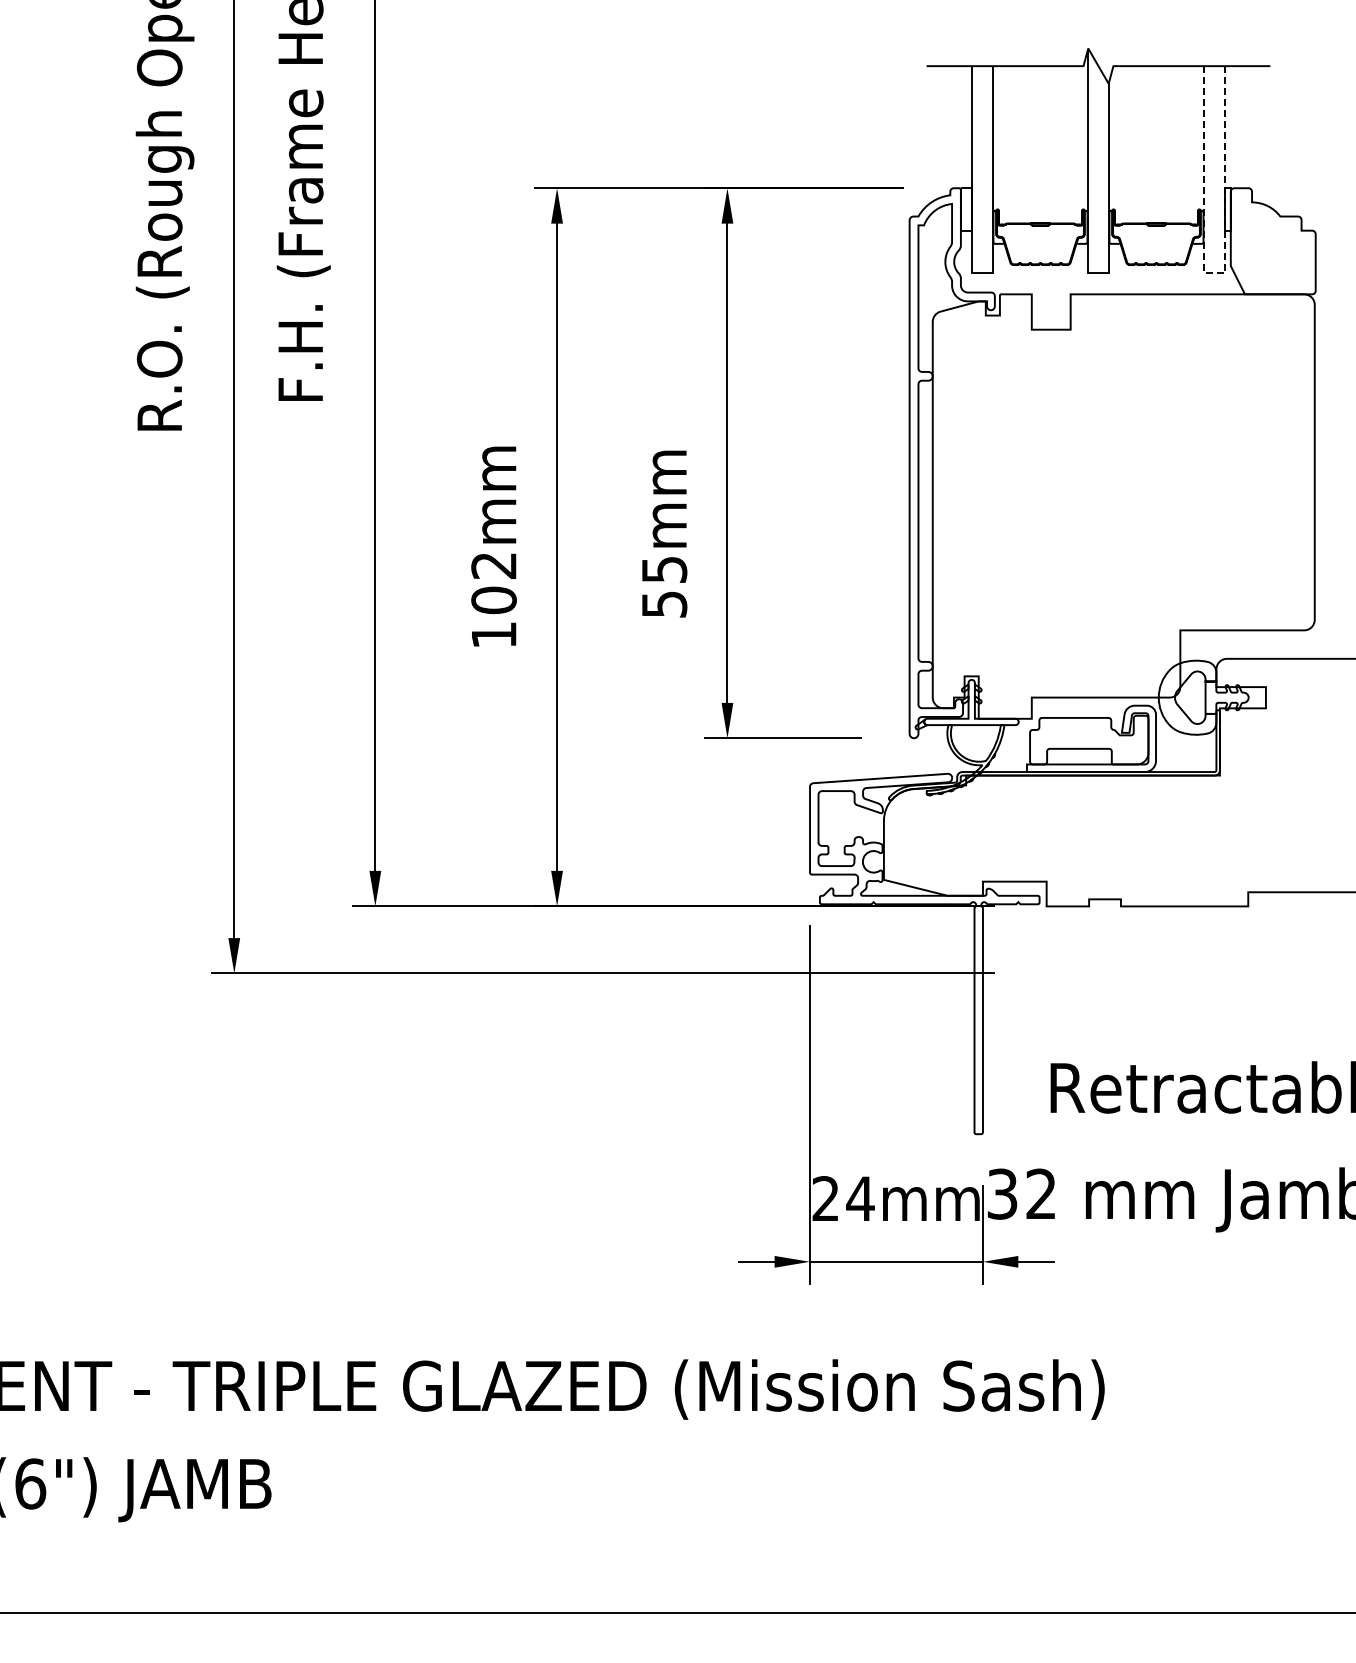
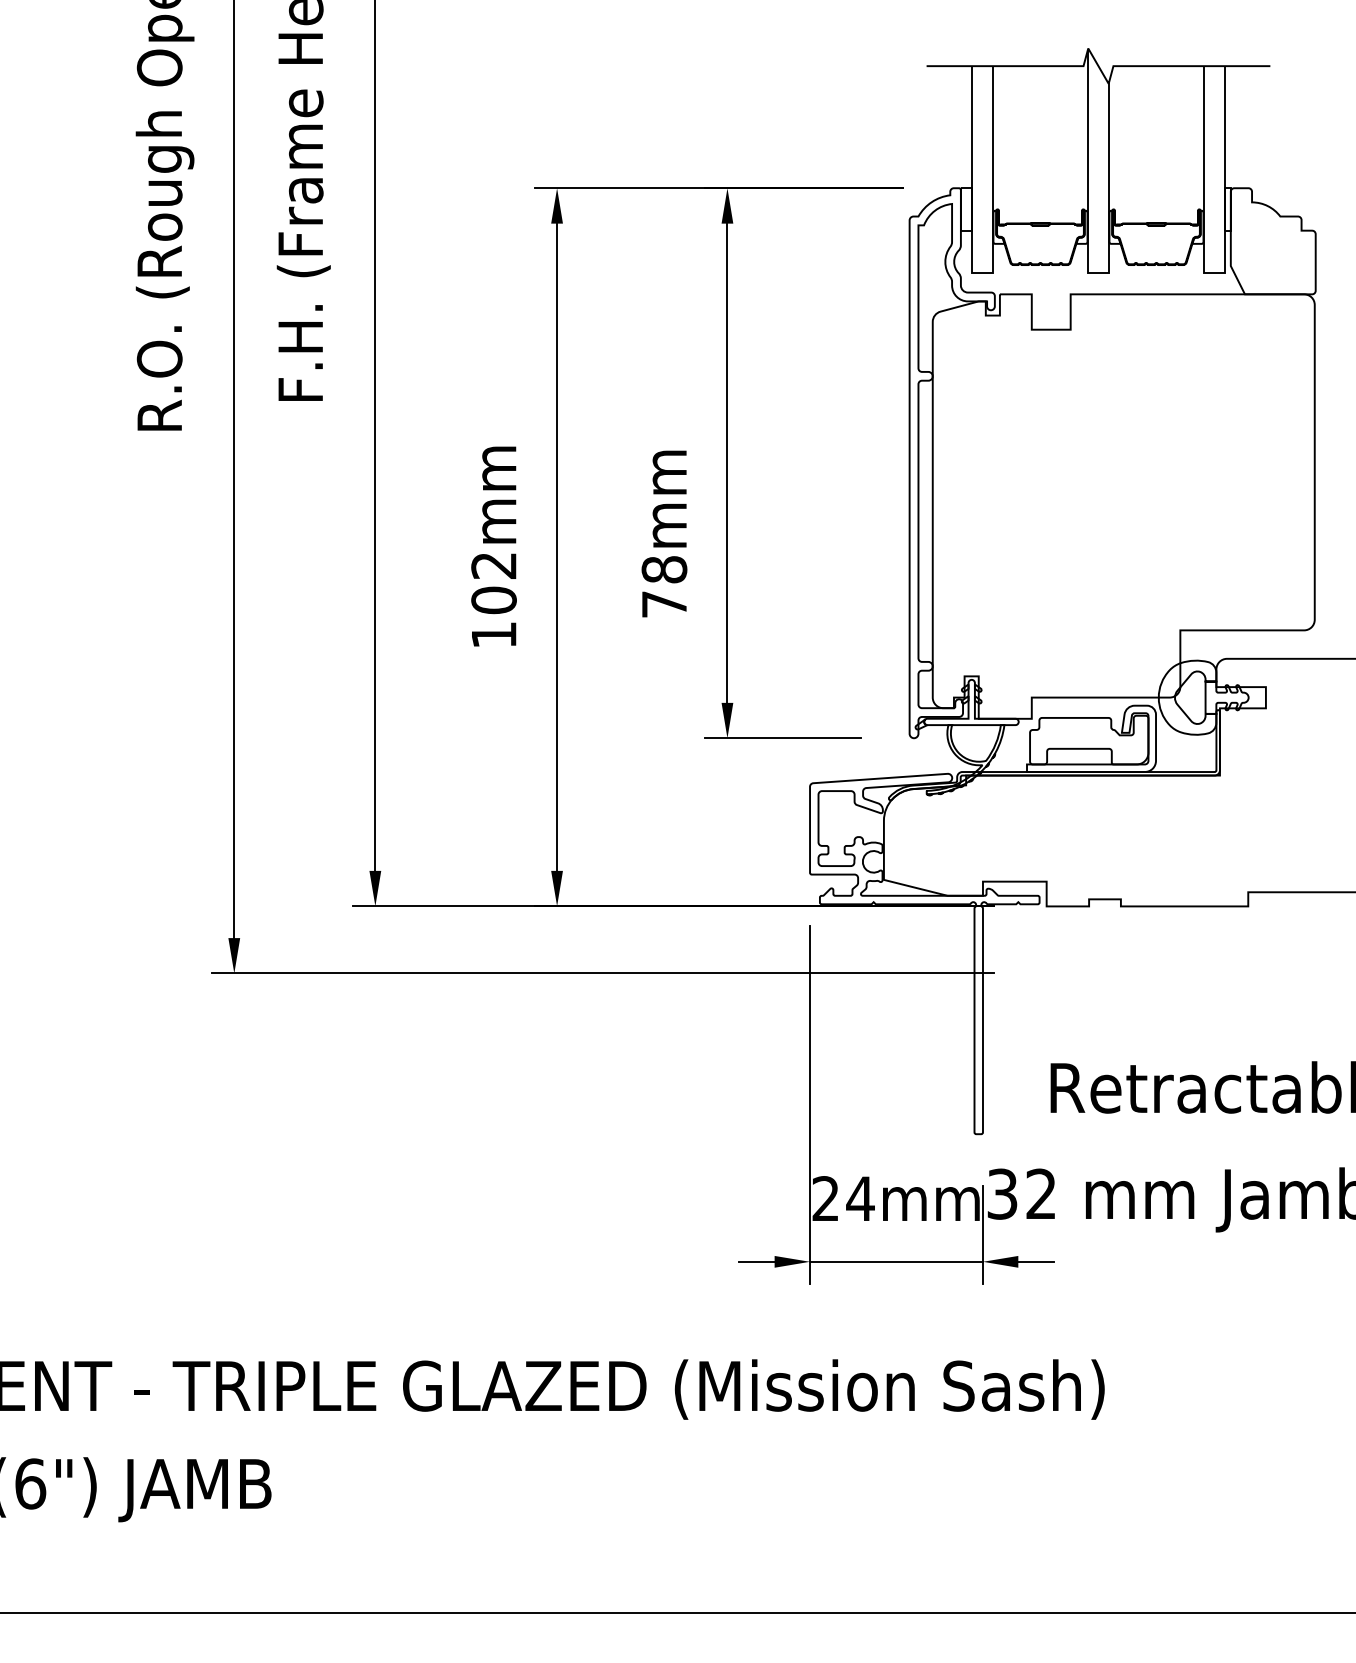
line: dashed -> solid (1214, 273)
text: 55mm -> 78mm (664, 586)
